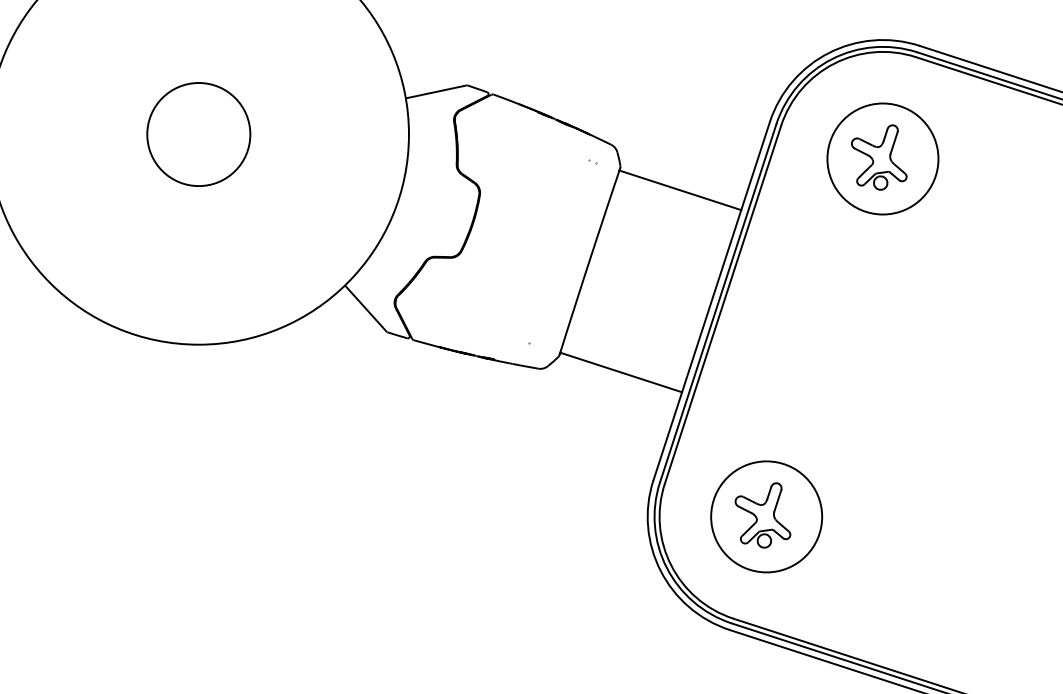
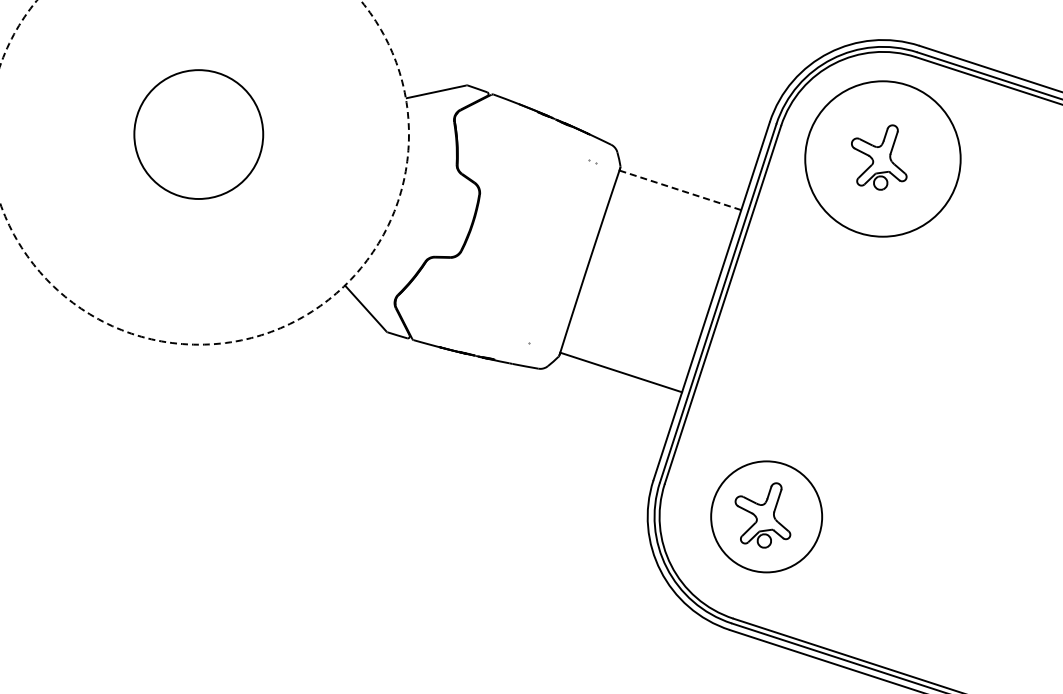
circle size: 106x105 px -> 132x131 px (198, 134)
circle diameter: 111 px -> 155 px (882, 158)
circle: solid -> dashed (204, 172)
line: solid -> dashed (680, 190)
